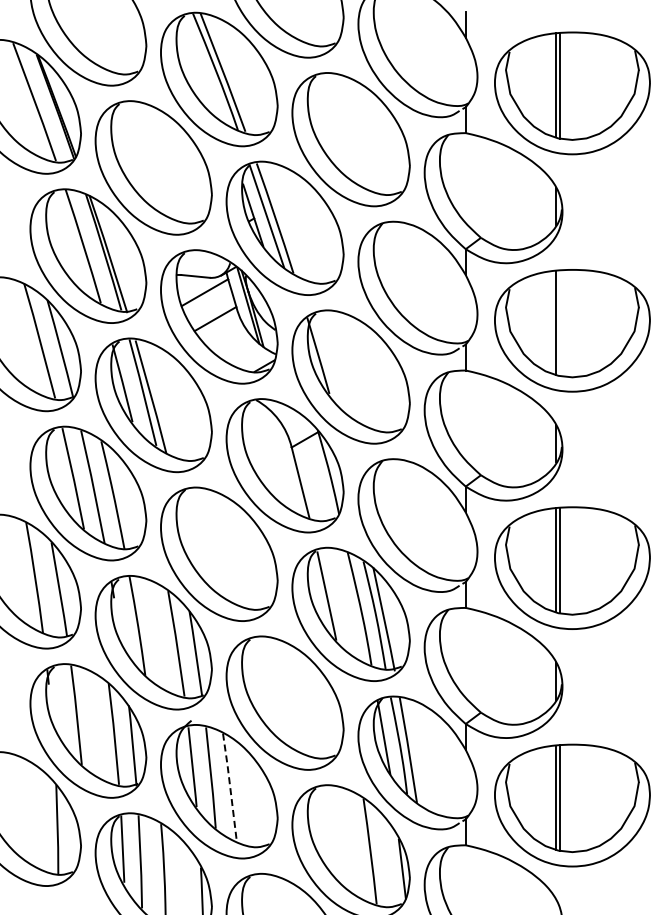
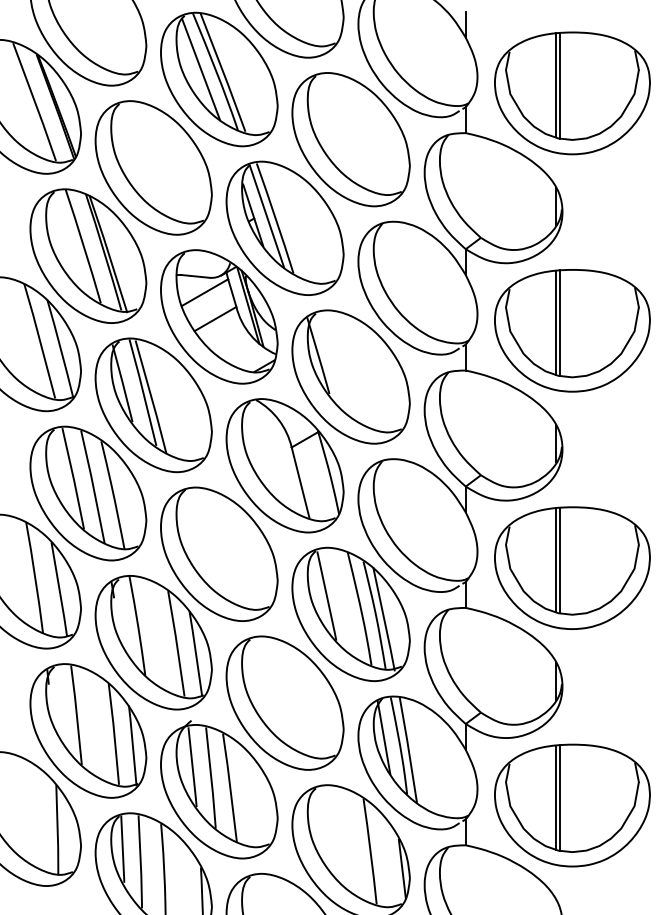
line: none -> present (200, 68)
line: none -> present (559, 323)
line: dashed -> solid (230, 787)
